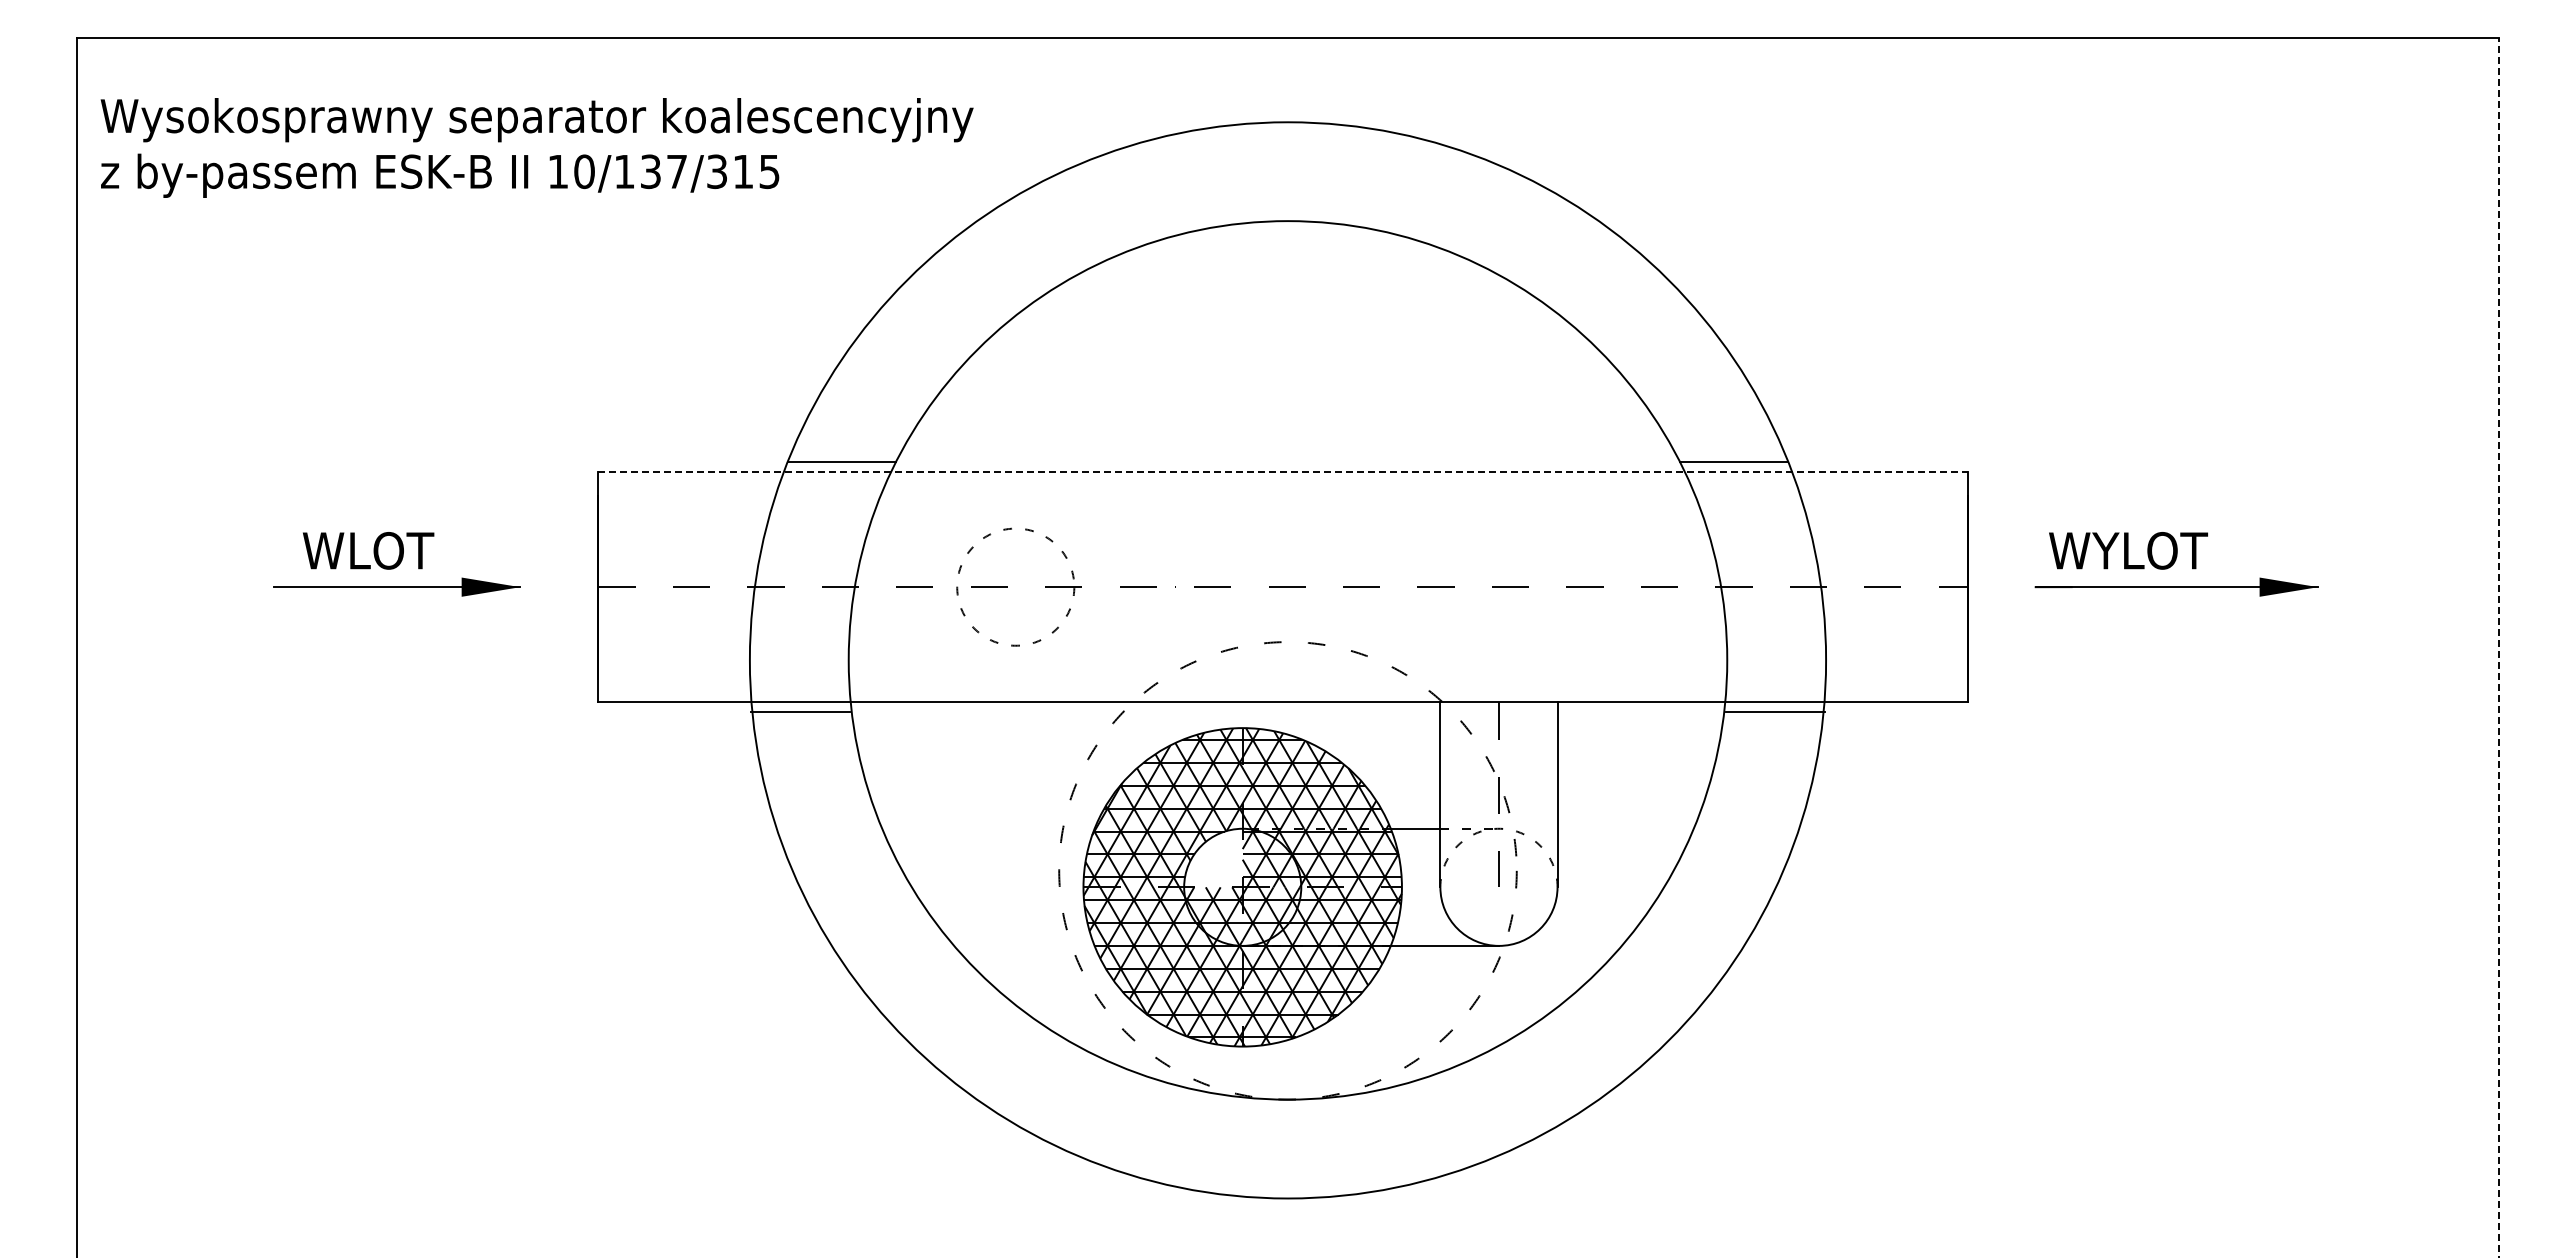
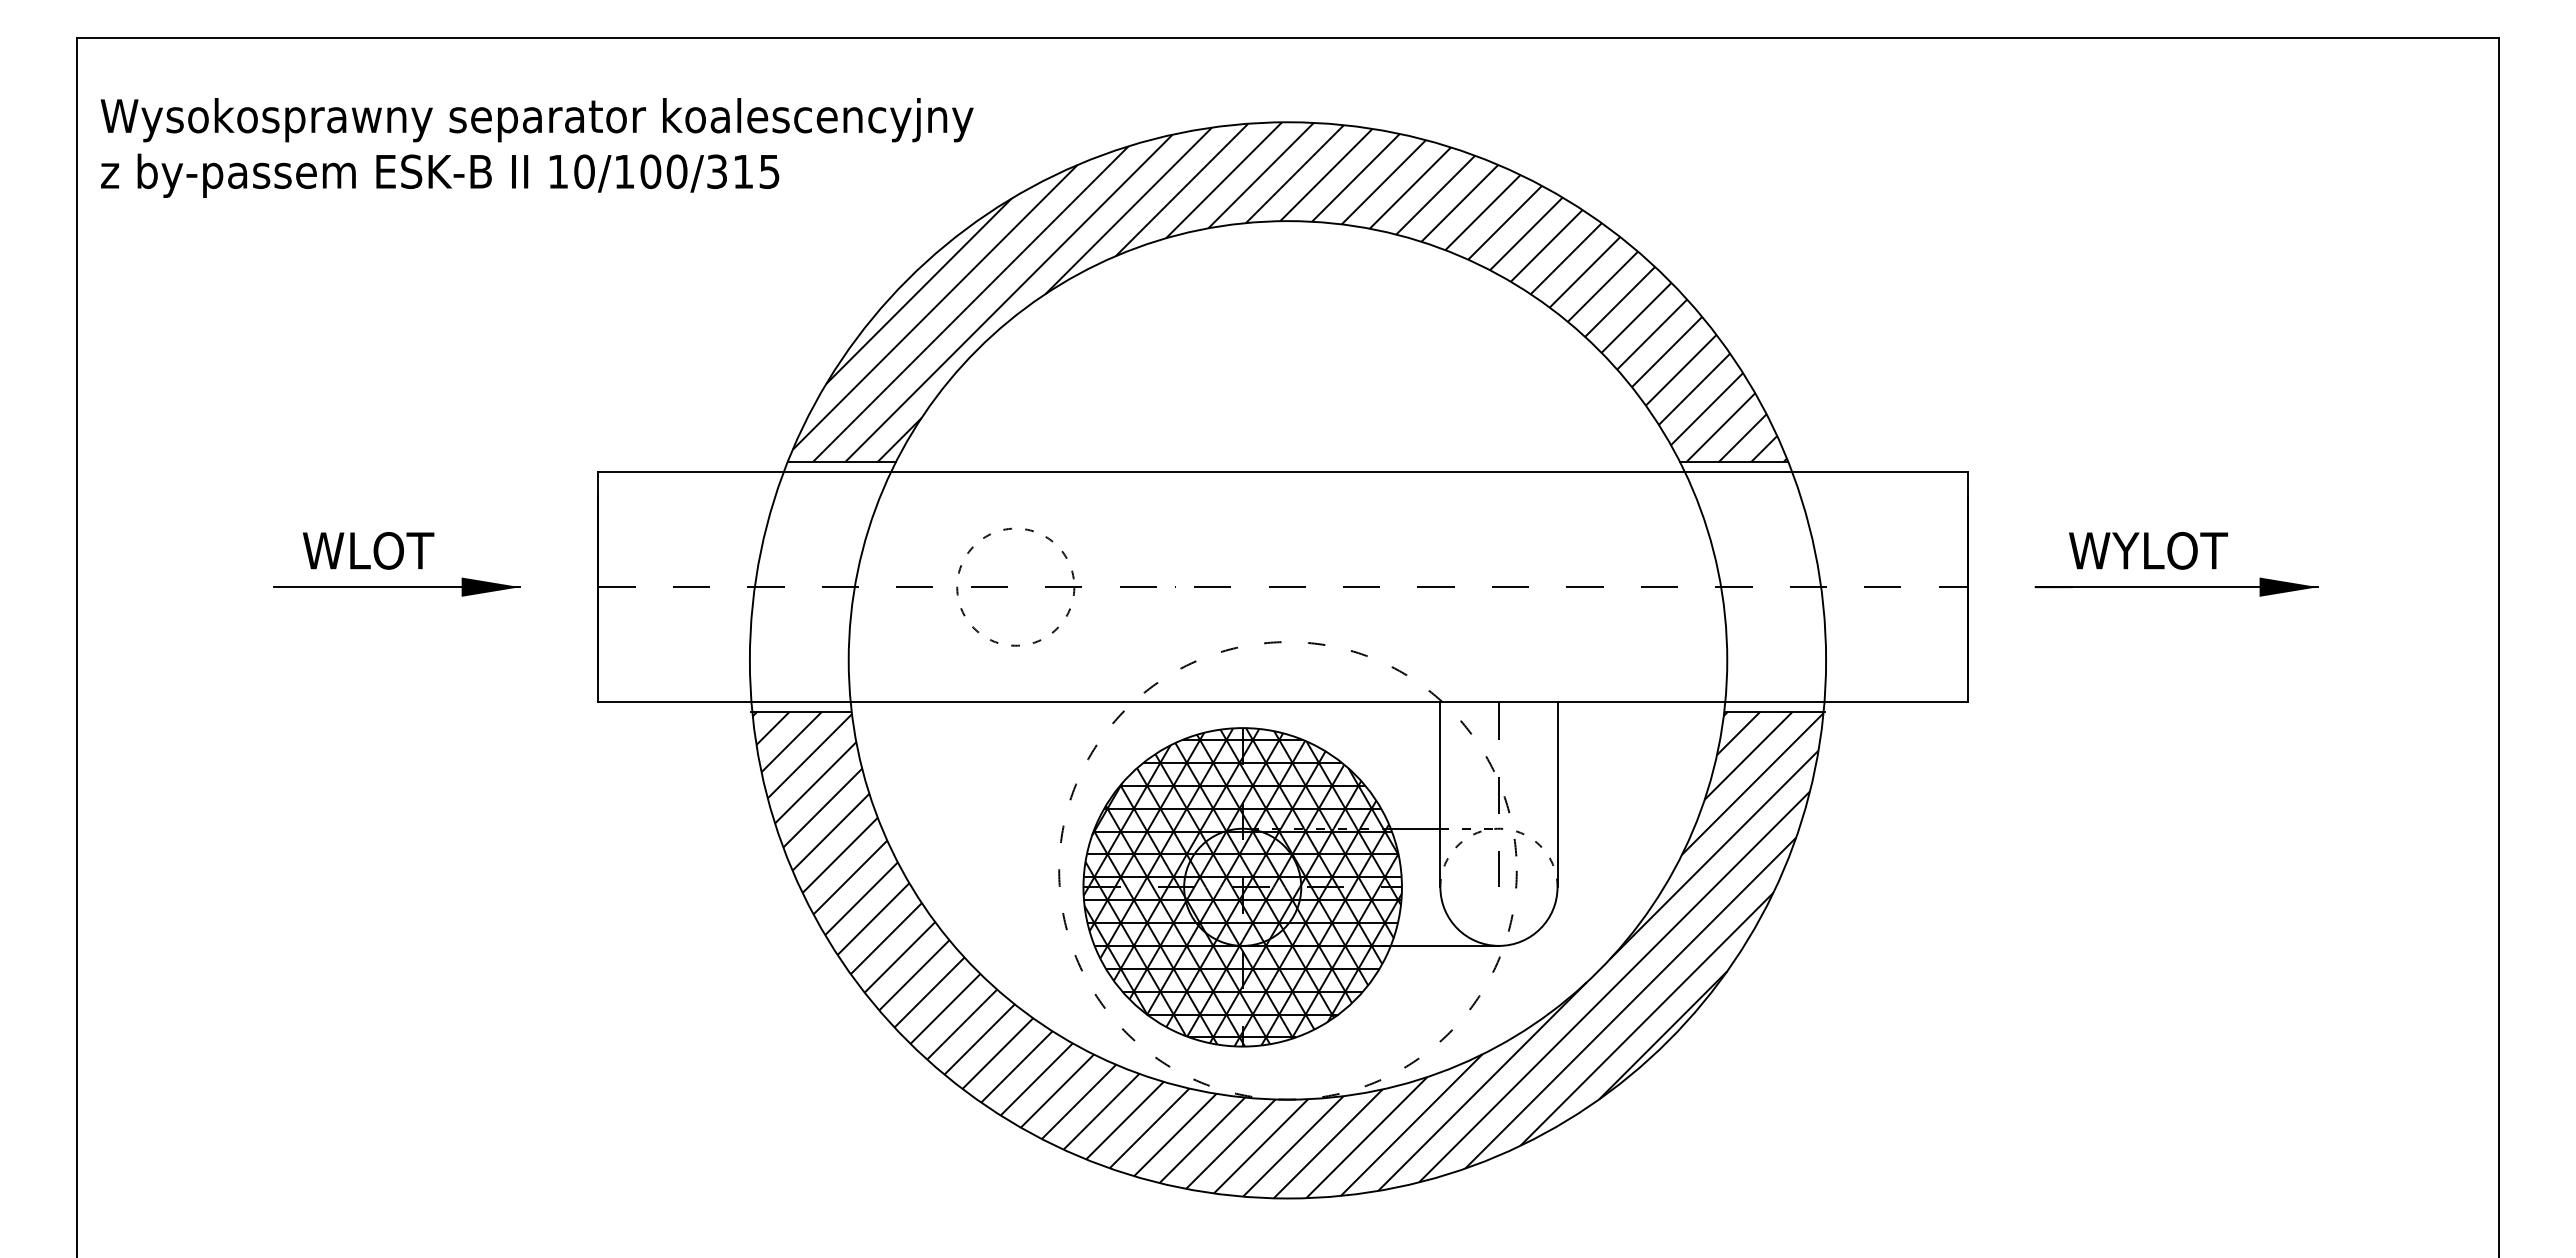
text: 10/137/315 -> 10/100/315 (663, 171)
hatch: none -> present (1289, 292)
line: dashed -> solid (1282, 471)
text position: (2128, 550) -> (2148, 550) (2148, 550)
line: dashed -> solid (2498, 647)
hatch: none -> present (1213, 858)
hatch: none -> present (1287, 955)
